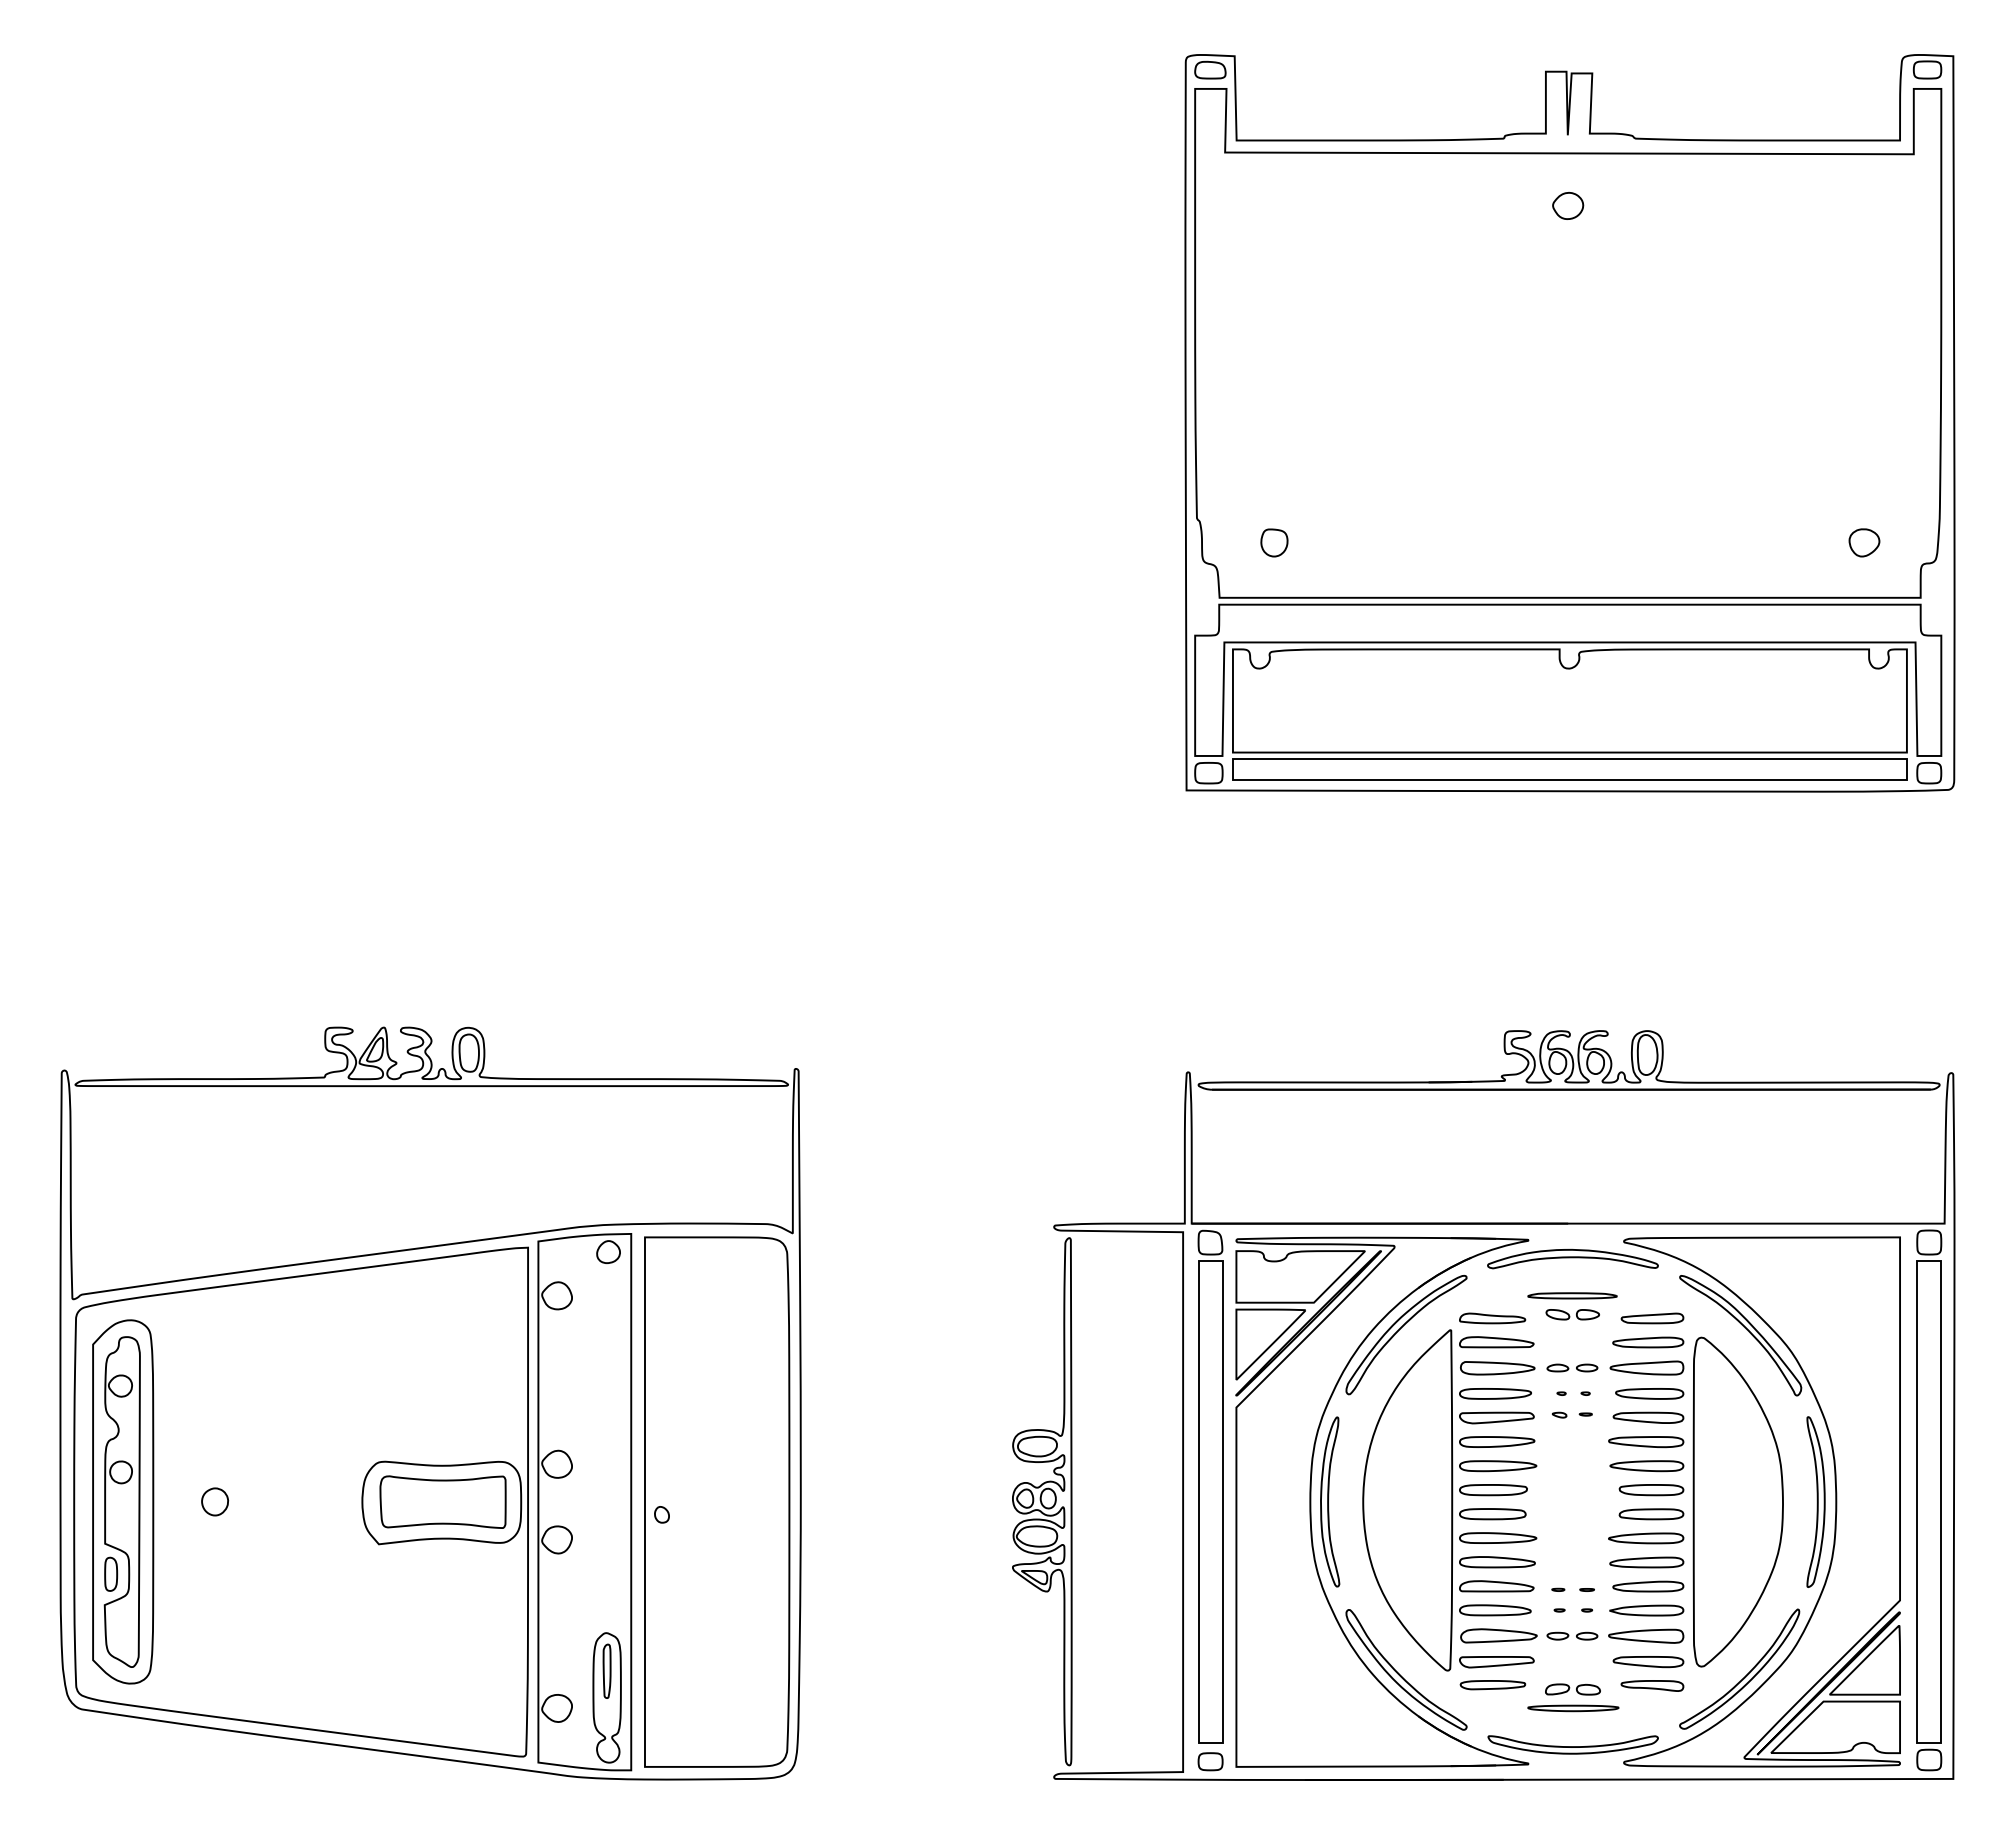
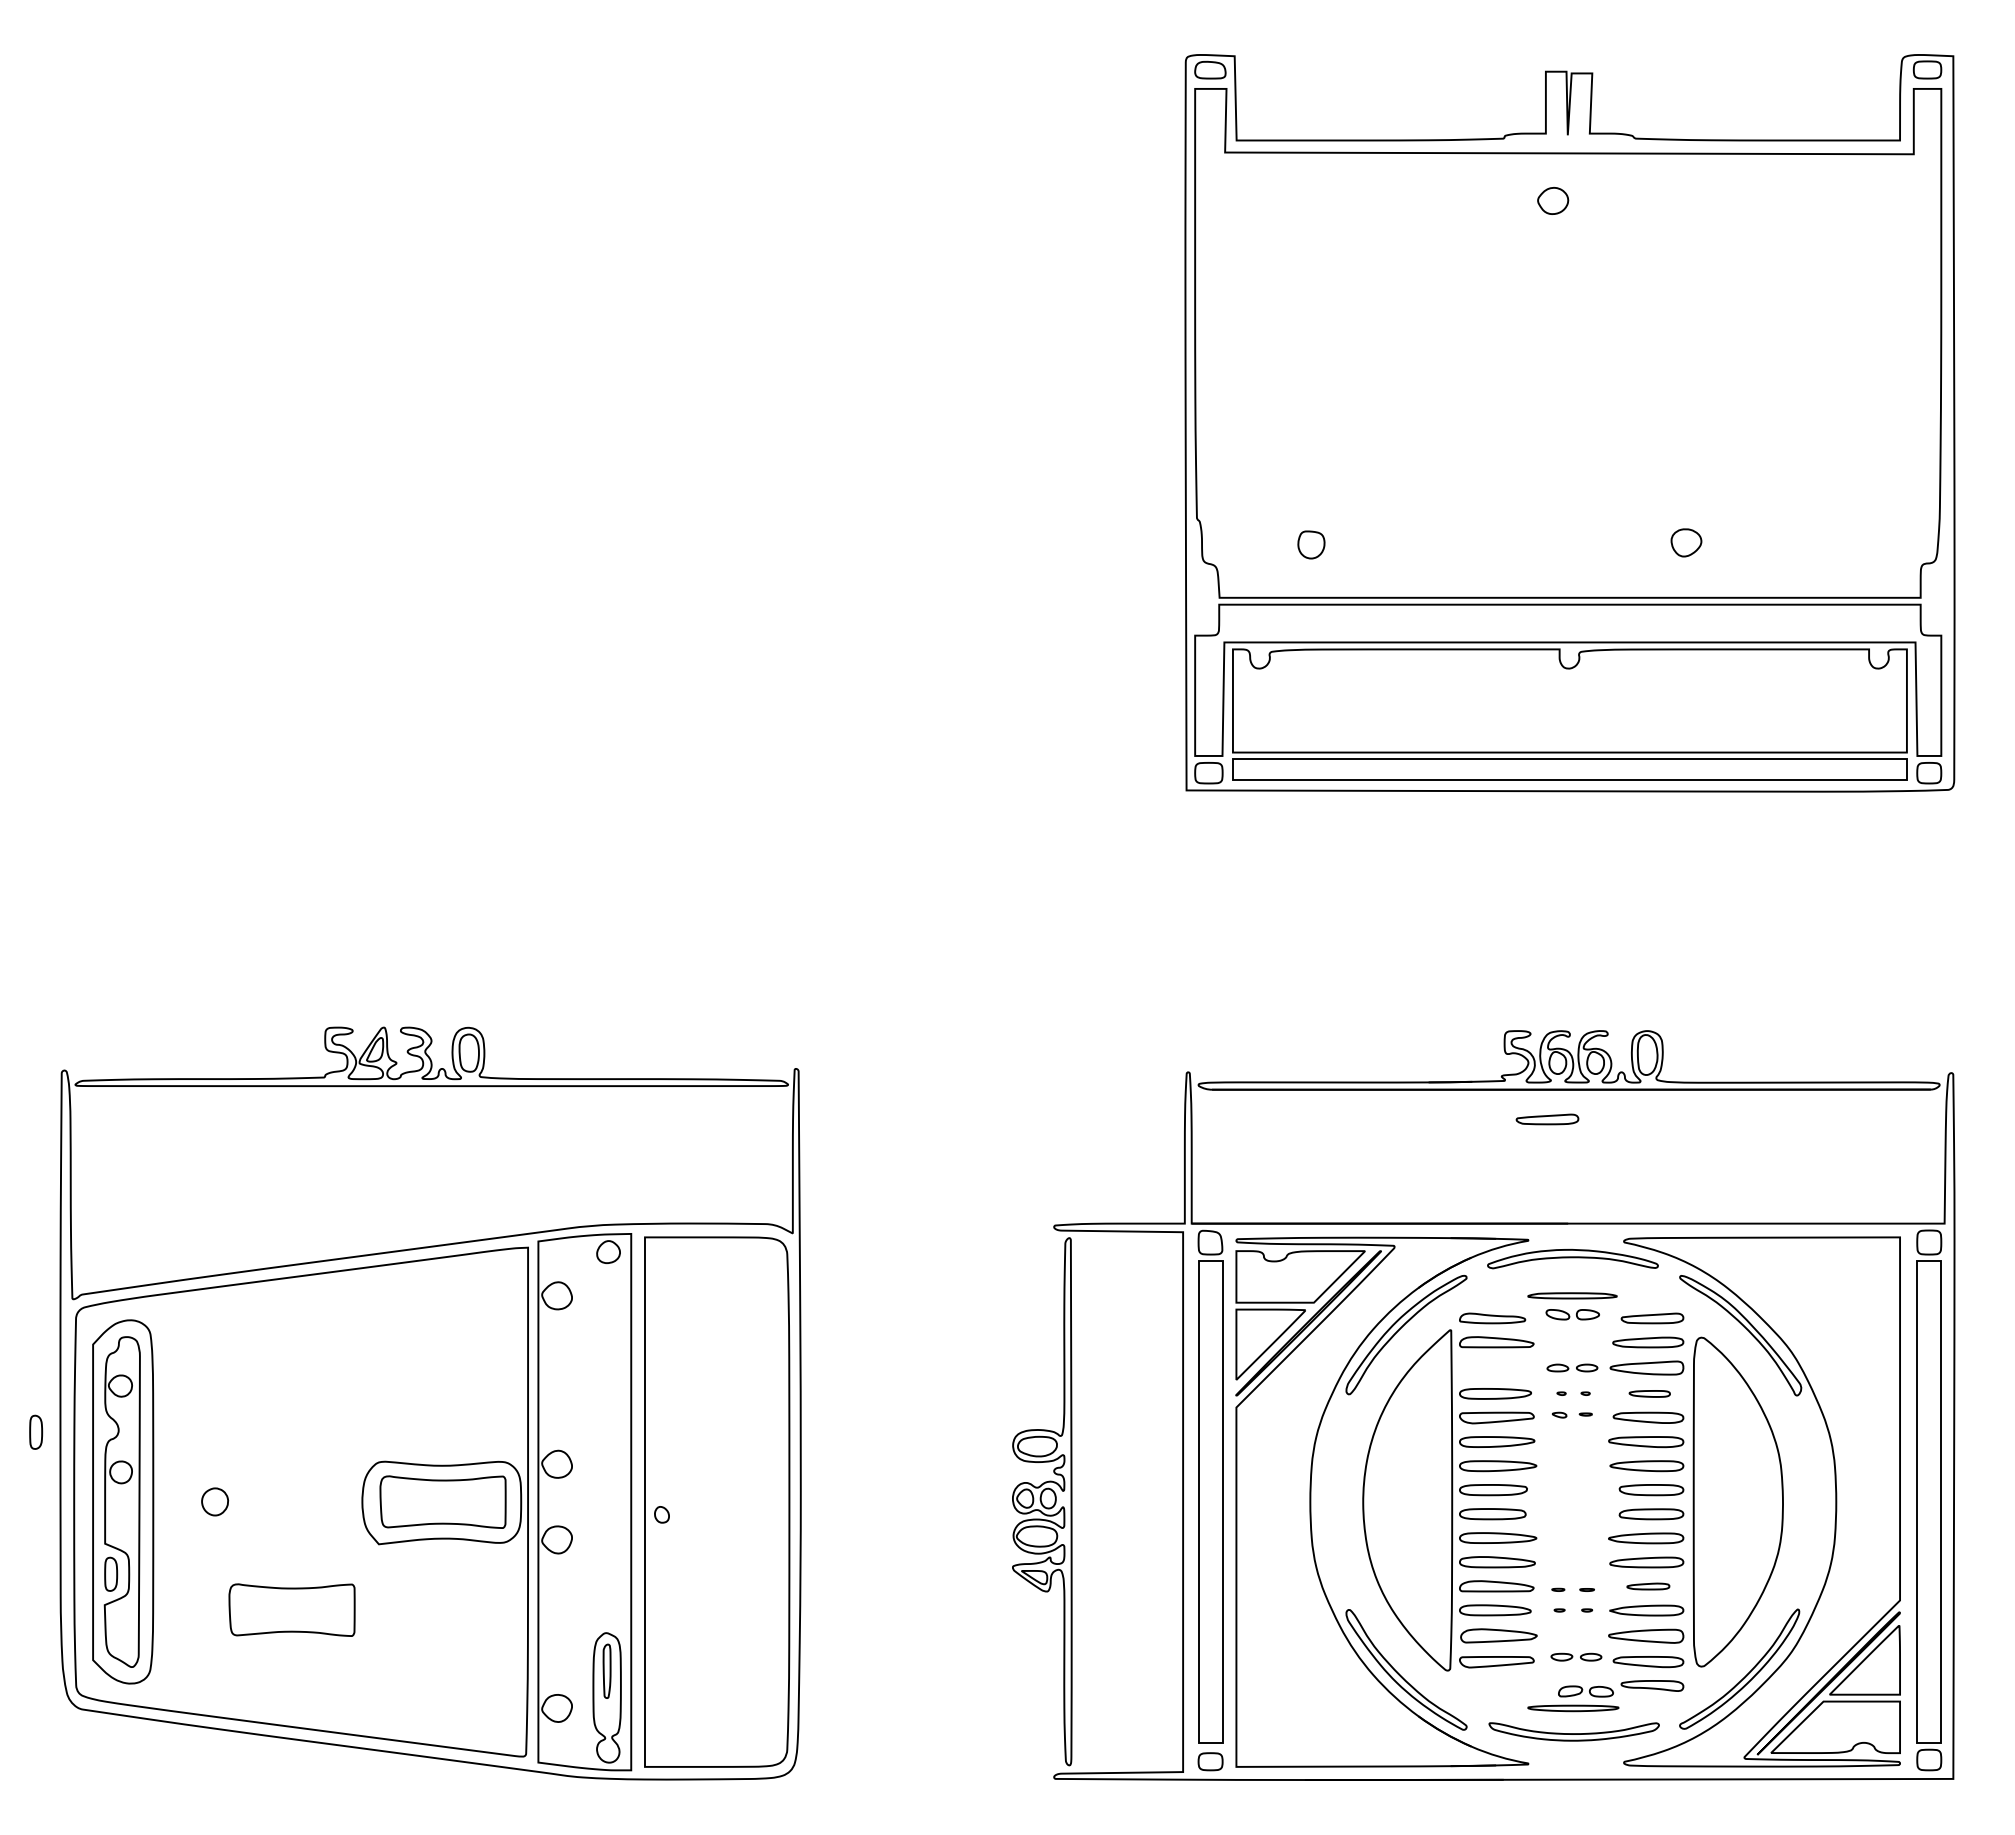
part position: (1568, 205) -> (1553, 200) (1553, 200)
part position: (1274, 542) -> (1311, 544) (1311, 544)
part position: (1864, 542) -> (1686, 542) (1686, 542)
part: none -> present (1547, 1119)
part: present -> none (1497, 1368)
part size: 70x12 px -> 43x8 px (1649, 1393)
part: none -> present (36, 1431)
part: present -> none (1330, 1501)
part: present -> none (1815, 1501)
part size: 73x13 px -> 45x9 px (1648, 1586)
part: none -> present (291, 1609)
part position: (1572, 1635) -> (1576, 1656) (1576, 1656)
part: present -> none (1492, 1685)
part position: (1572, 1689) -> (1585, 1691) (1585, 1691)
part position: (1572, 1744) -> (1573, 1731) (1573, 1731)
